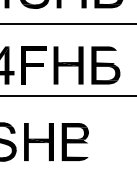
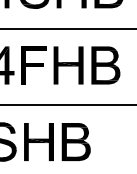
line position: (67, 24) -> (67, 29) (67, 29)
fill: none -> present (107, 56)
line position: (67, 95) -> (67, 104) (67, 104)
fill: none -> present (78, 150)
